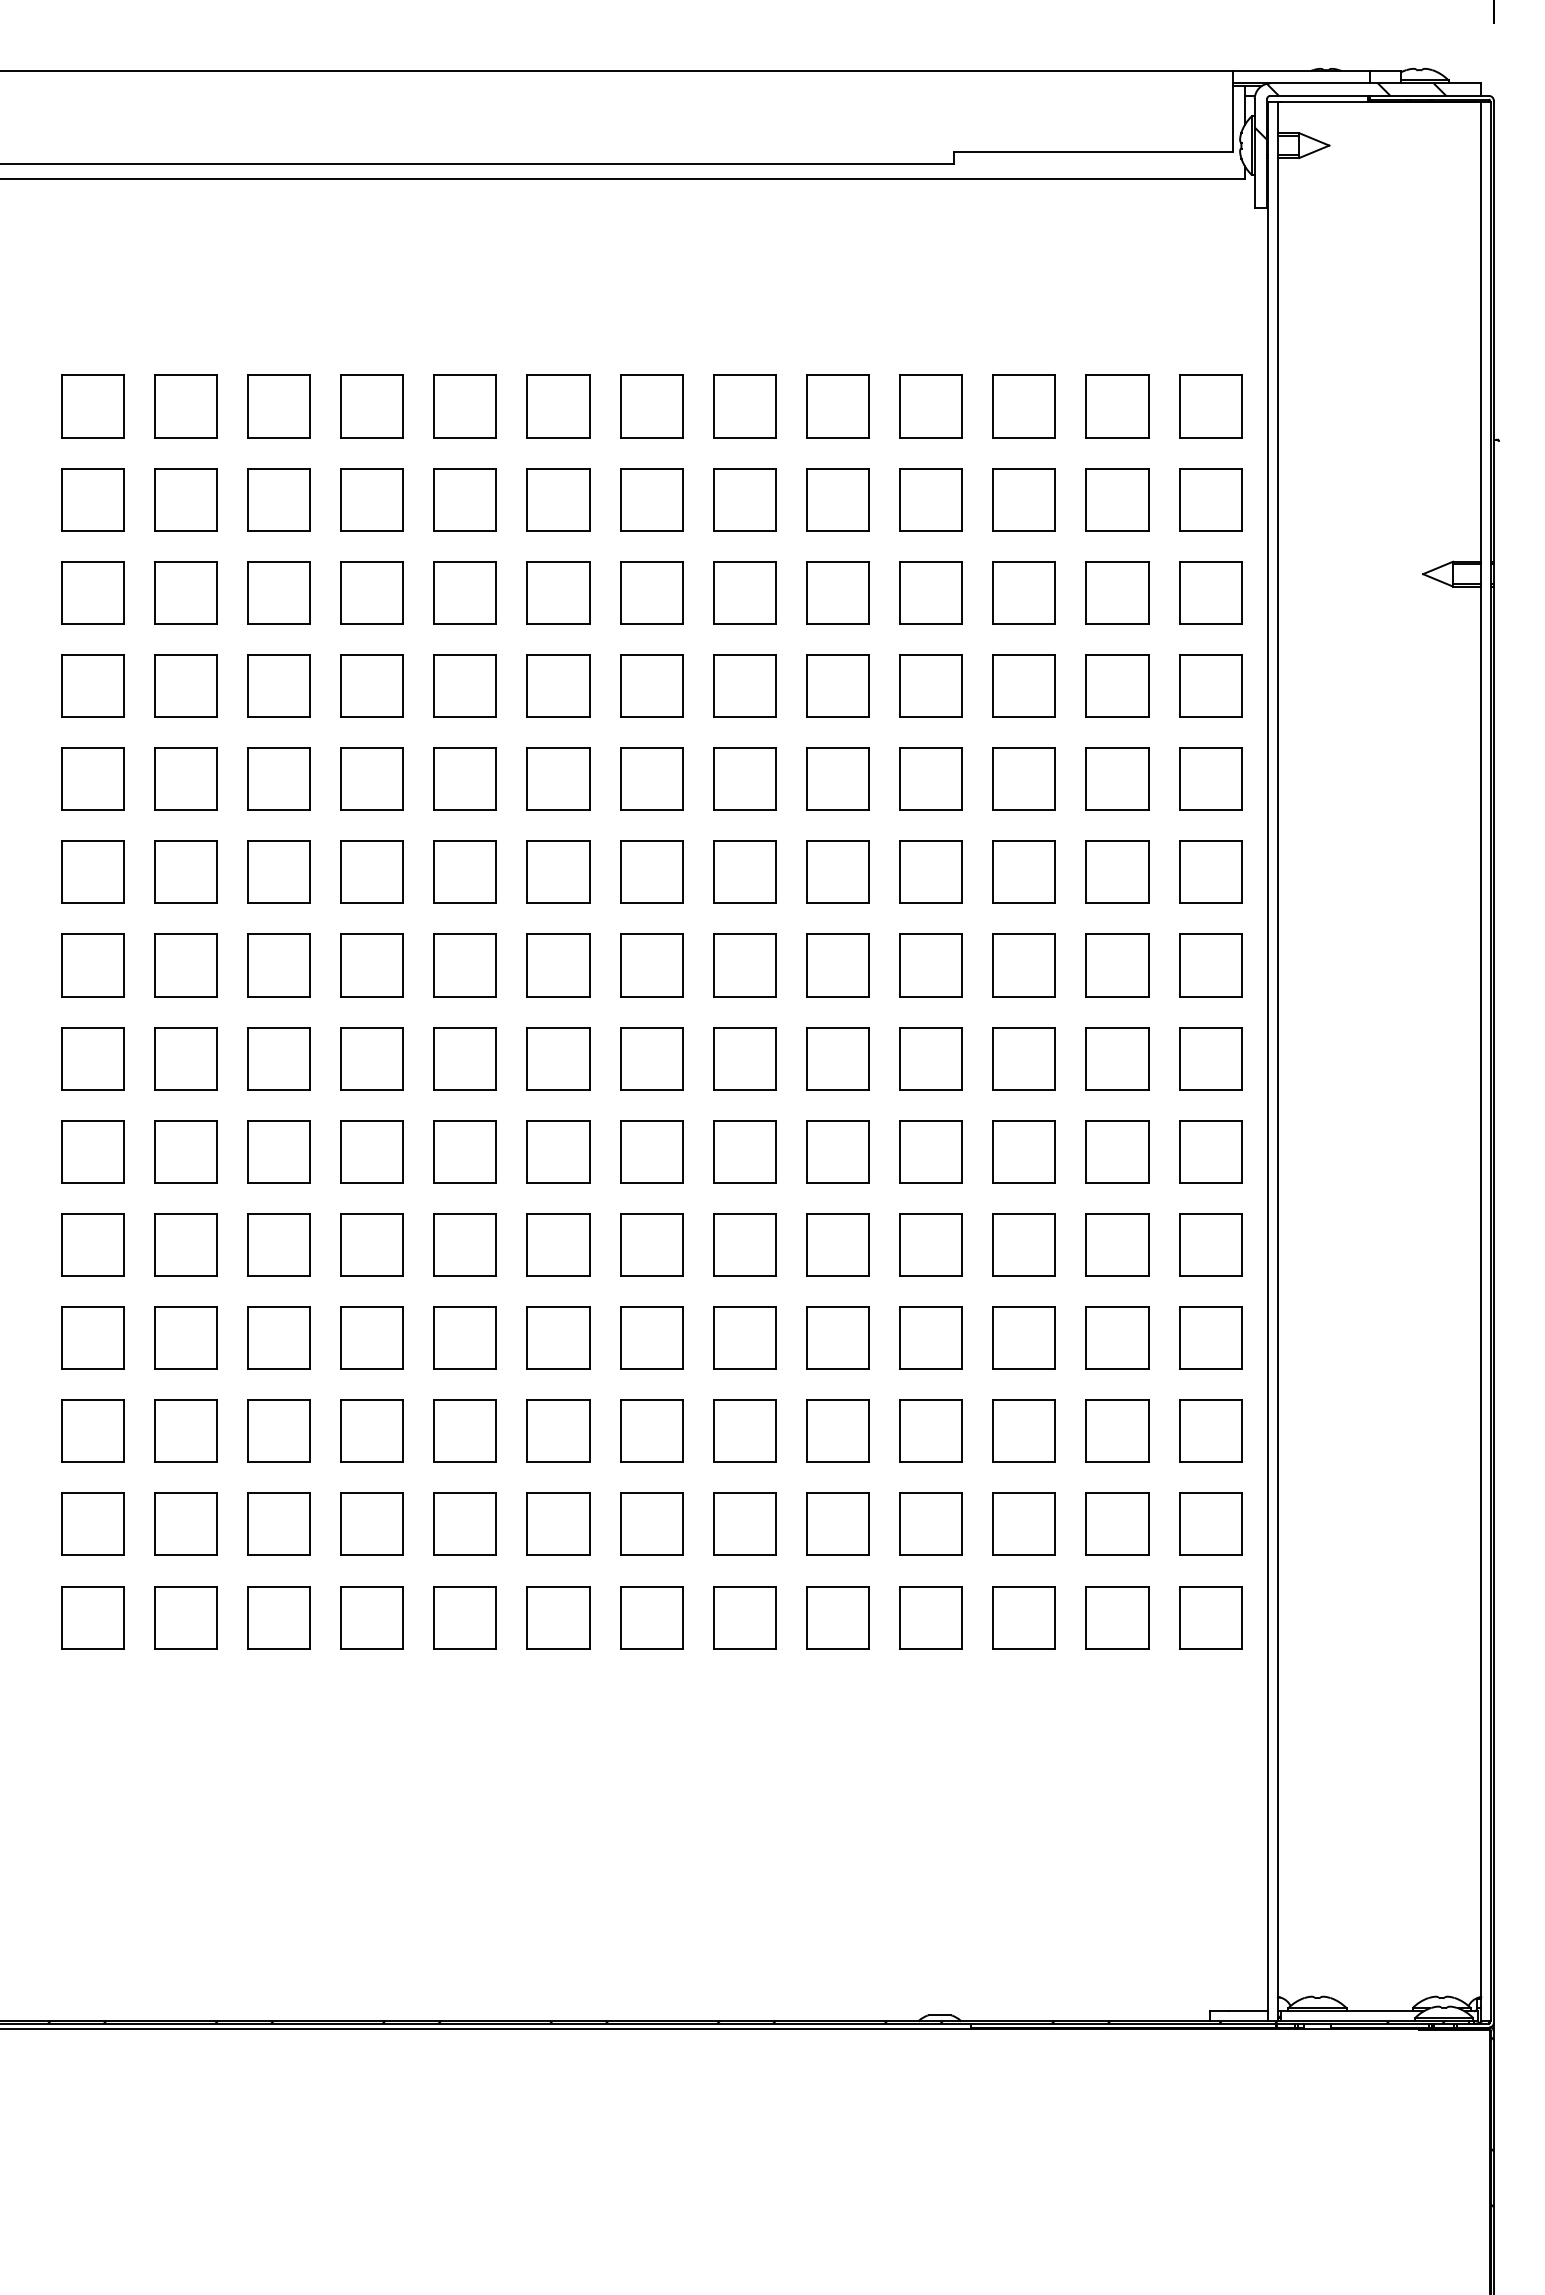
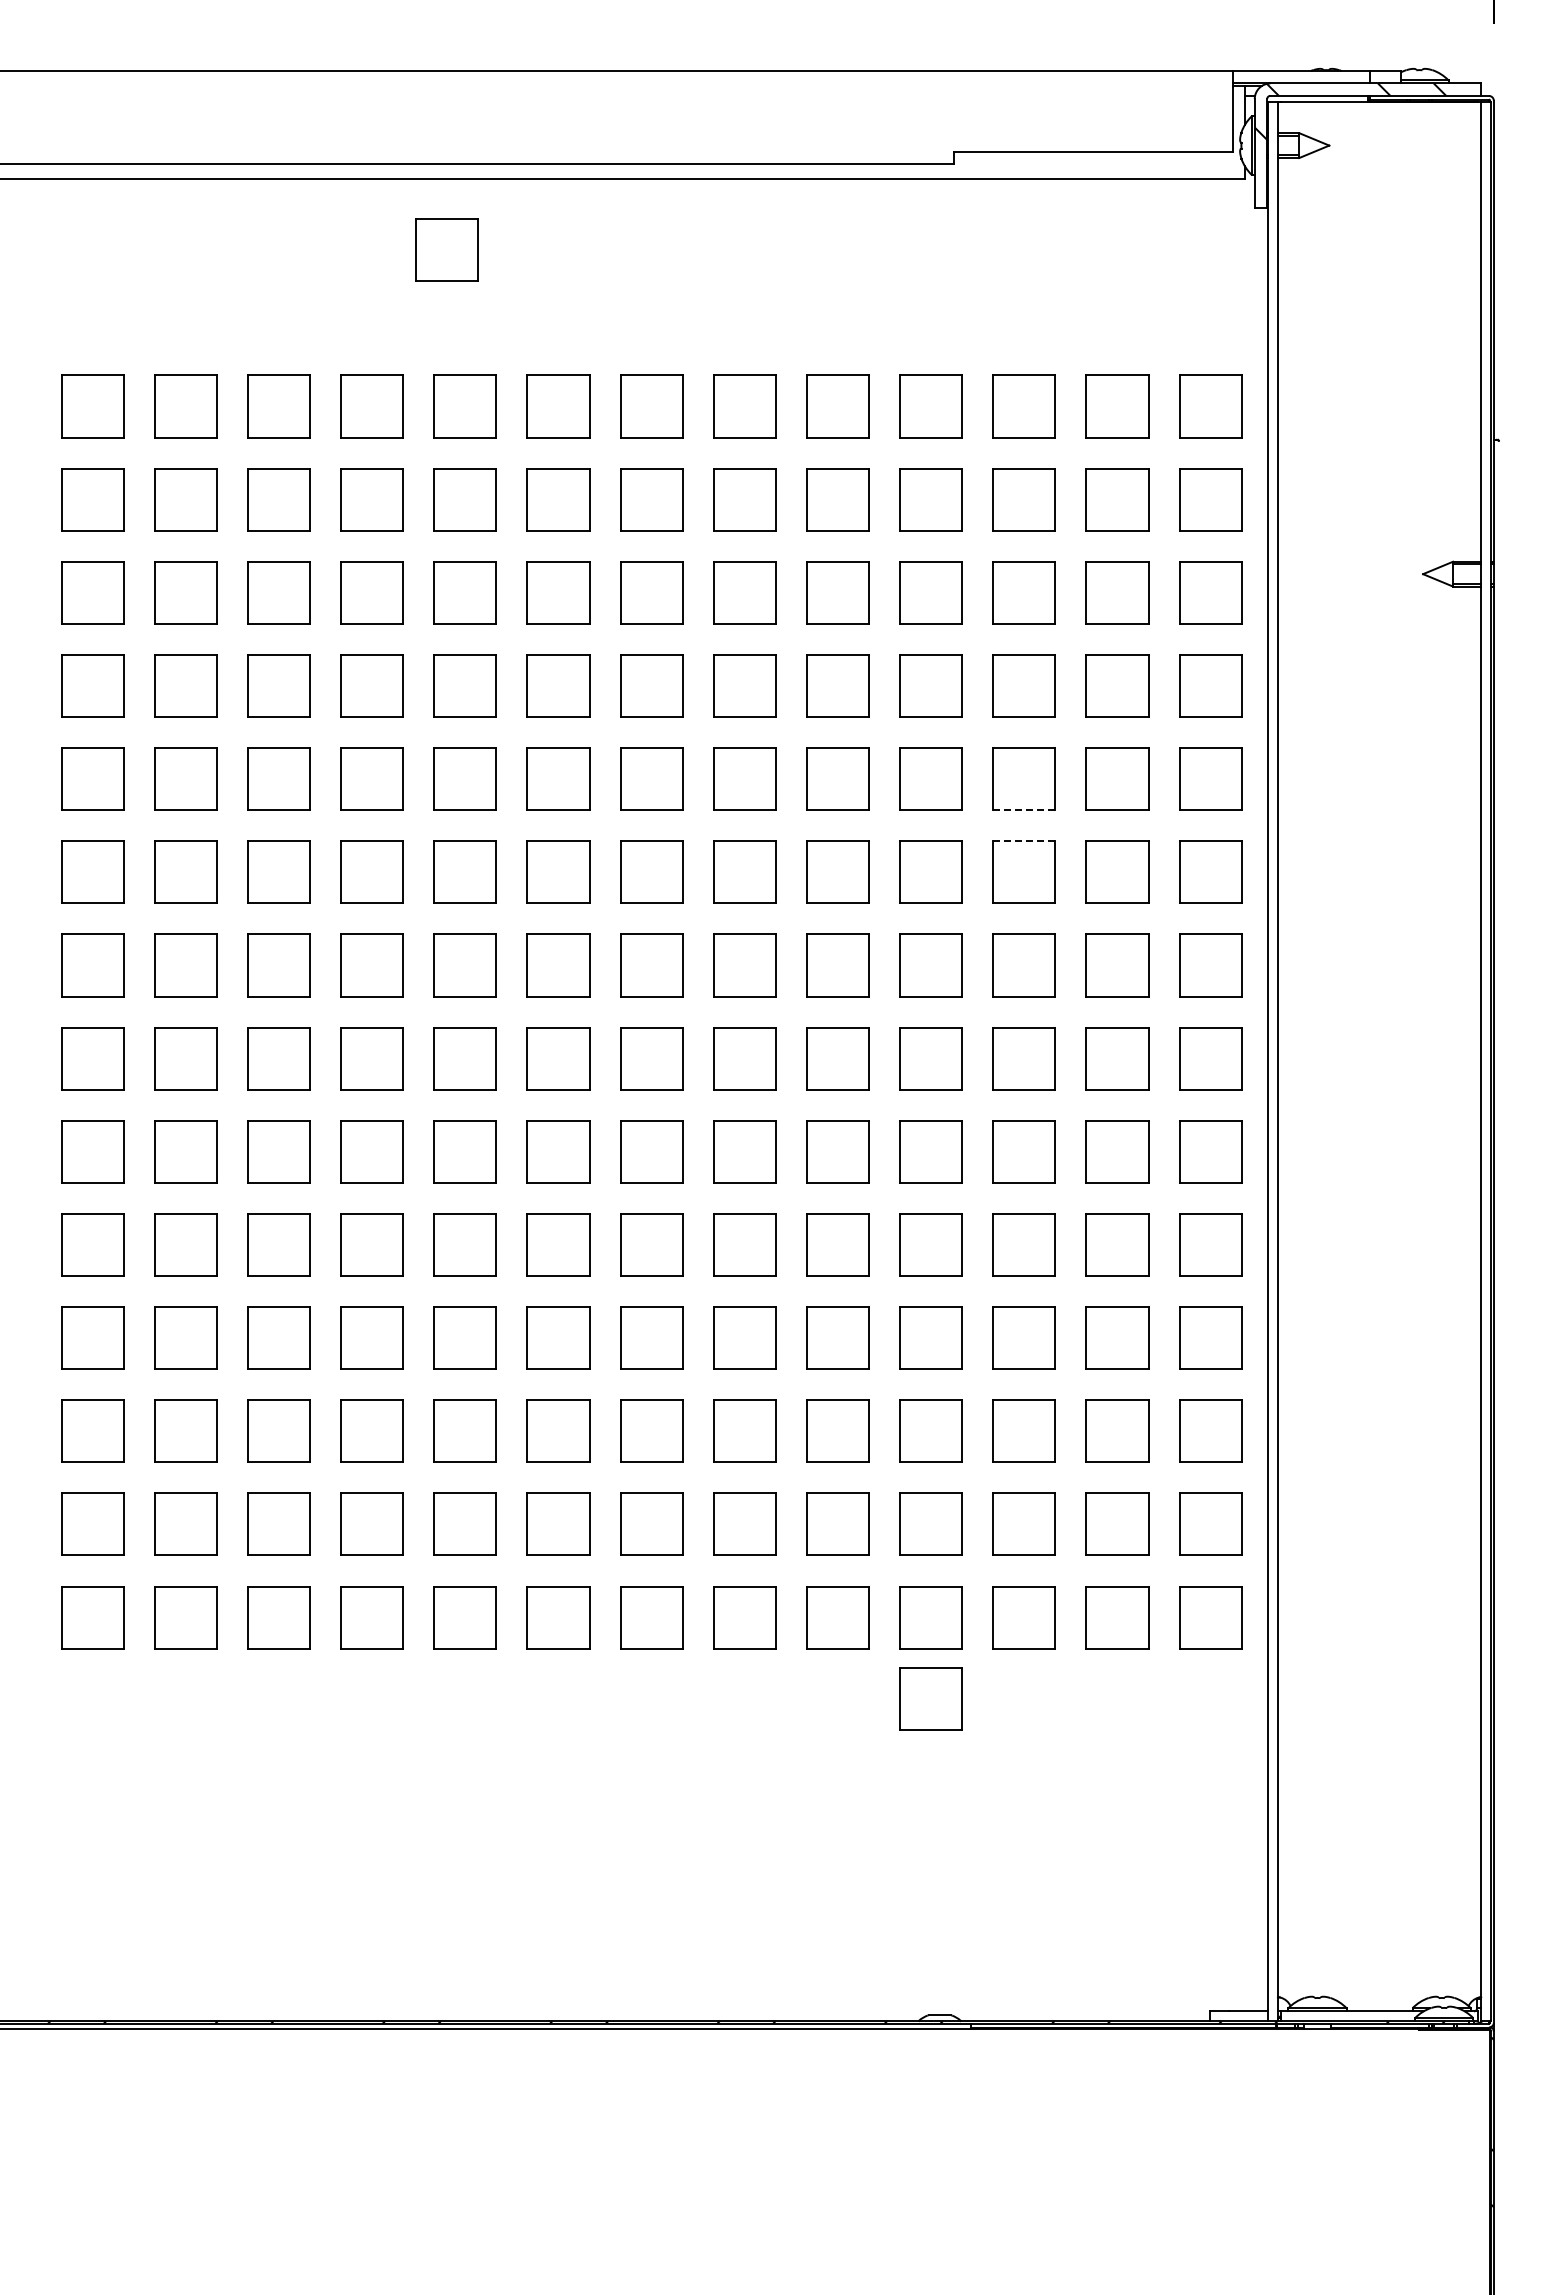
part: none -> present (446, 249)
line: solid -> dashed (1024, 810)
line: solid -> dashed (1023, 841)
part: none -> present (930, 1698)
